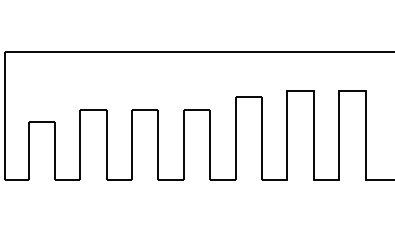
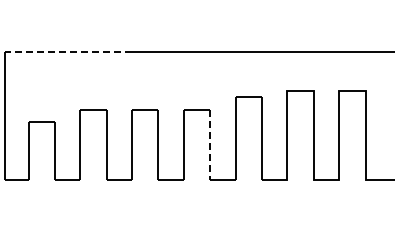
line: solid -> dashed (68, 52)
line: solid -> dashed (210, 144)
